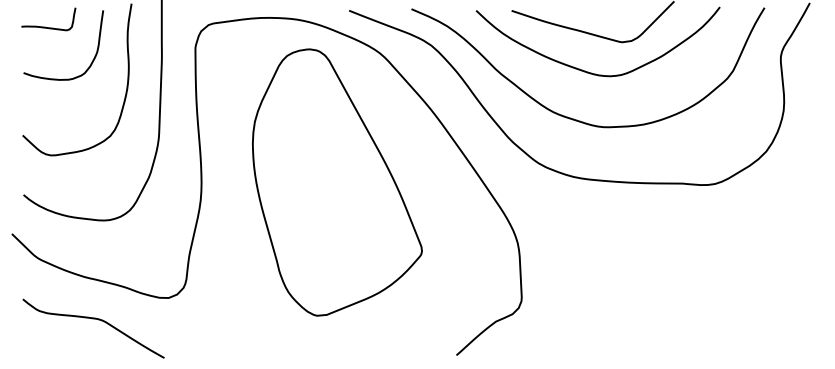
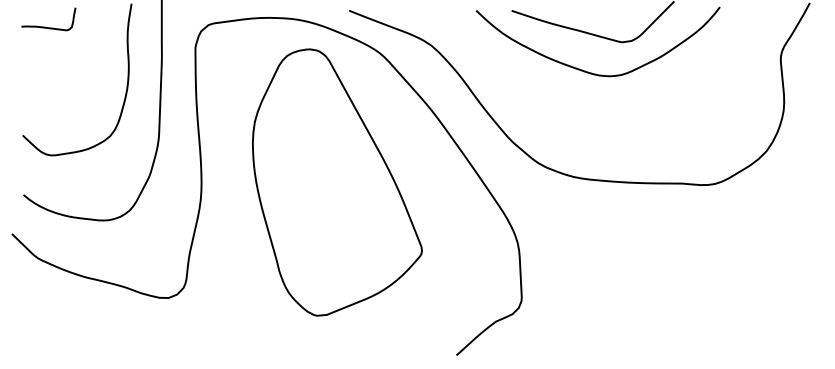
curve: present -> none (92, 59)
curve: present -> none (570, 117)
curve: present -> none (93, 319)
